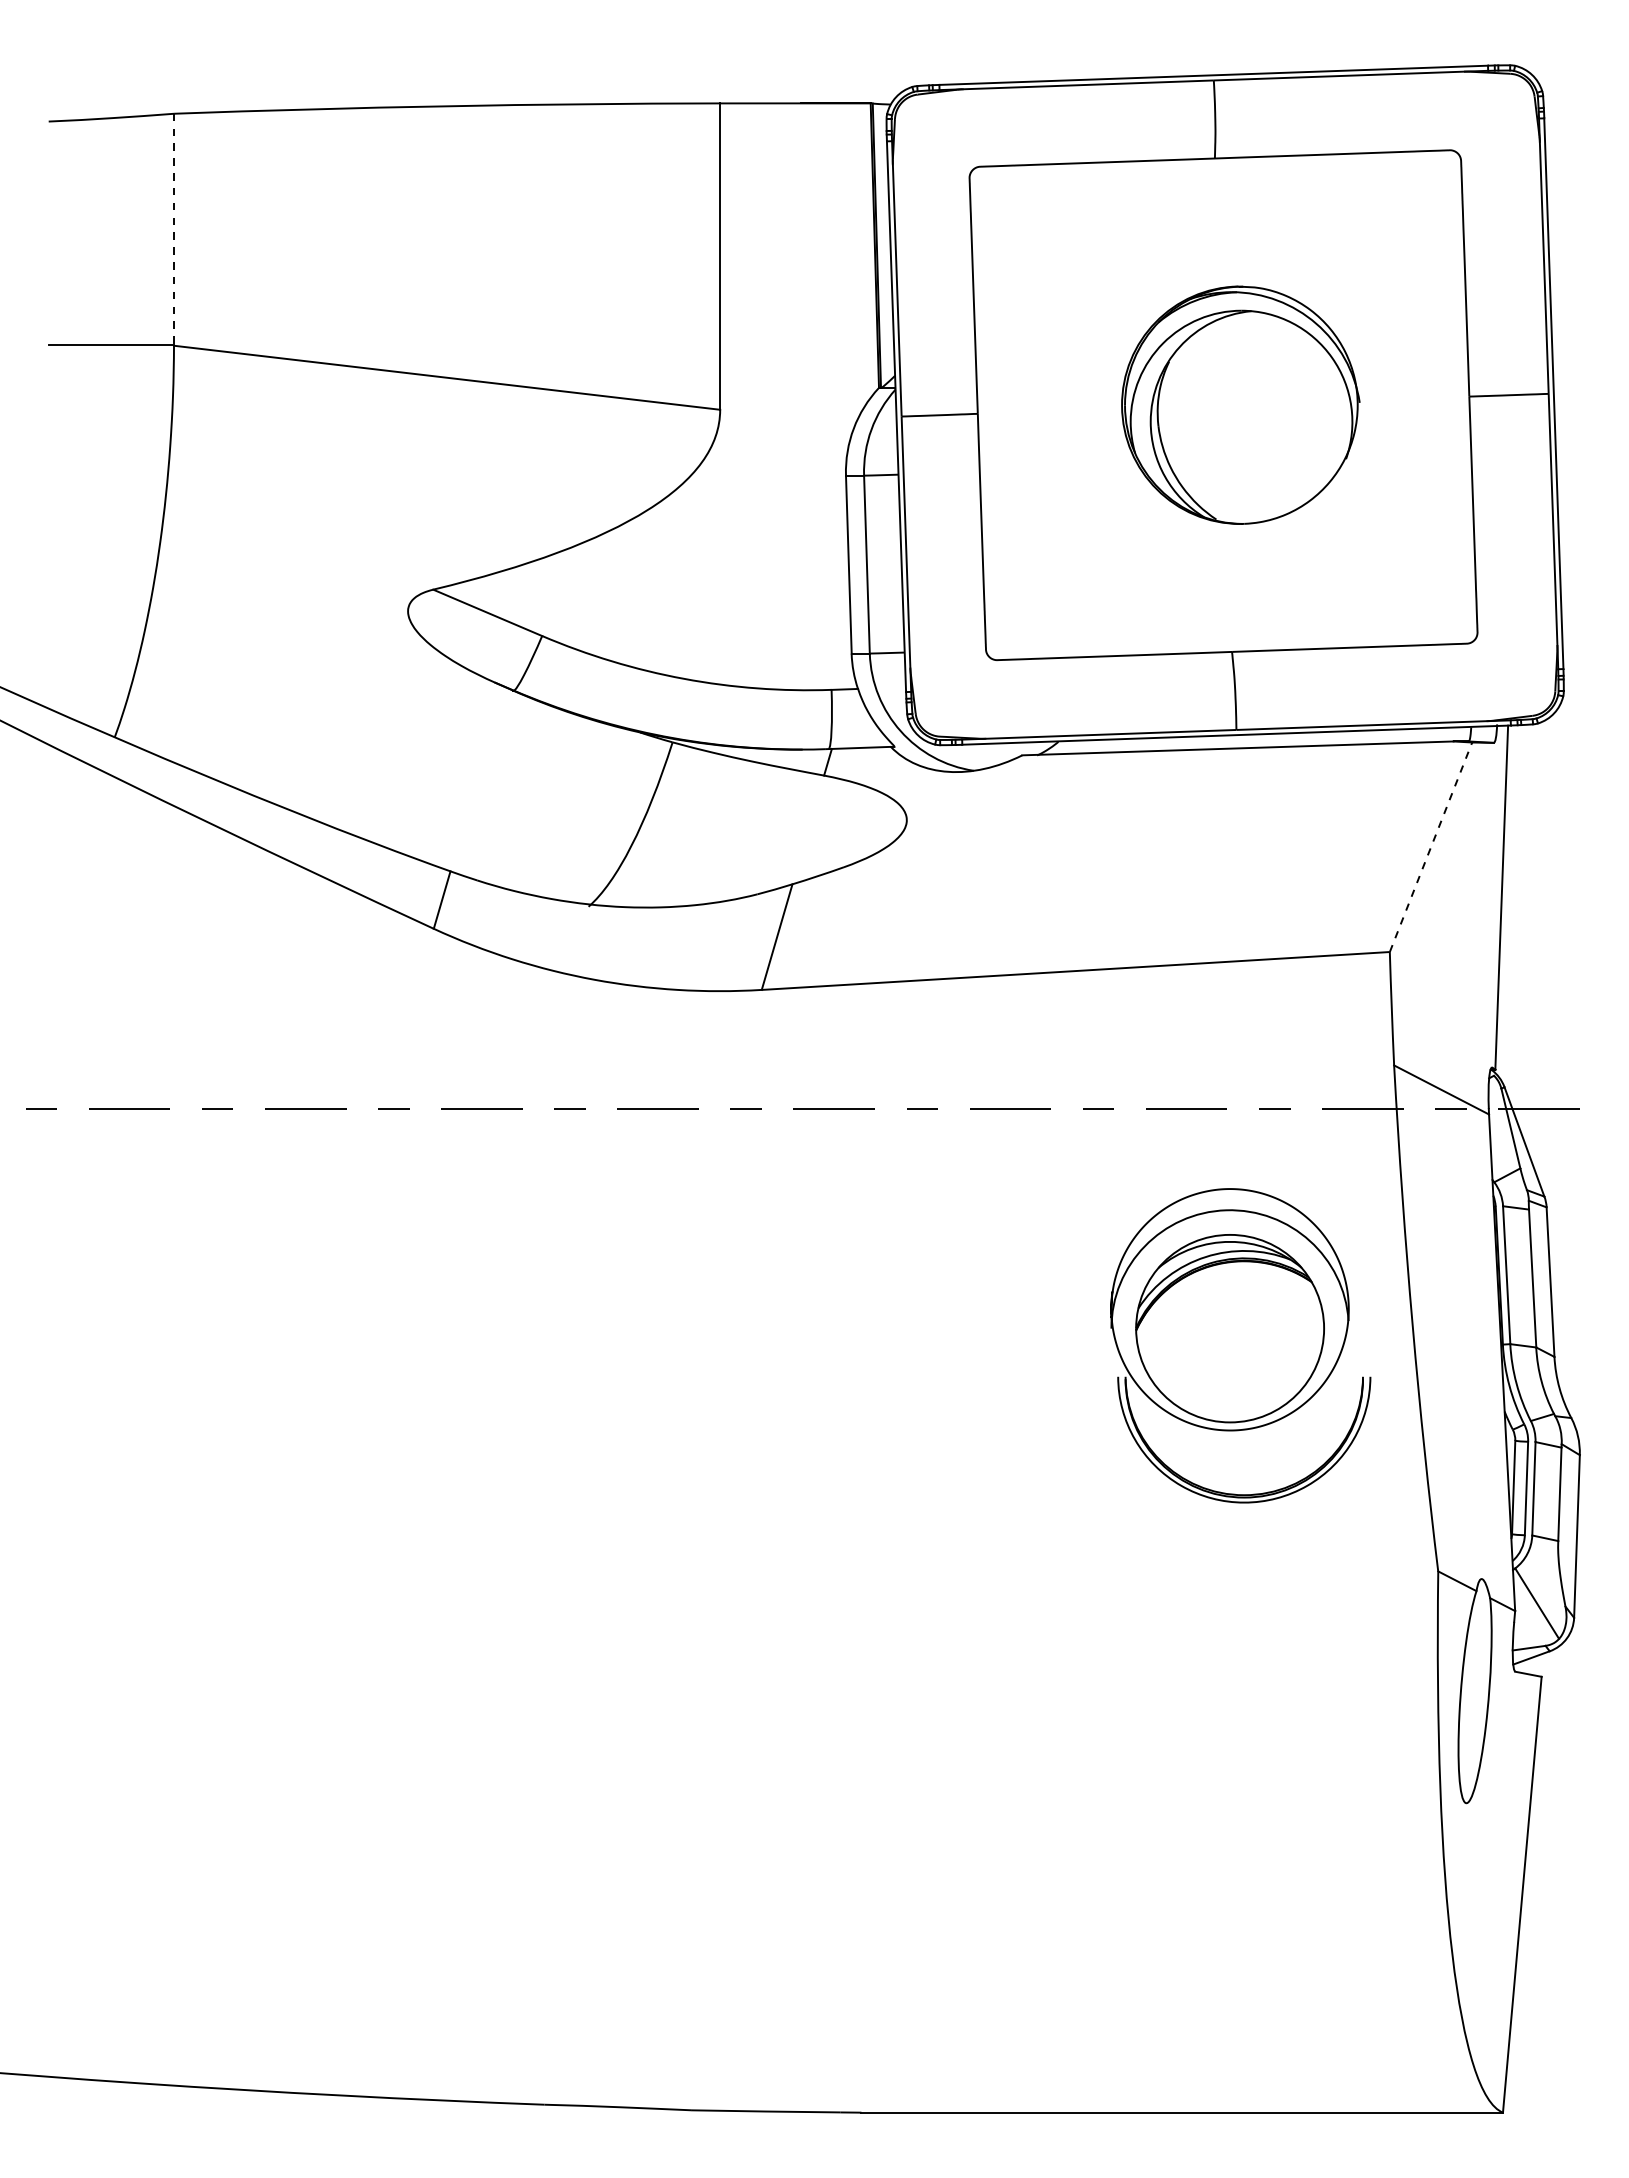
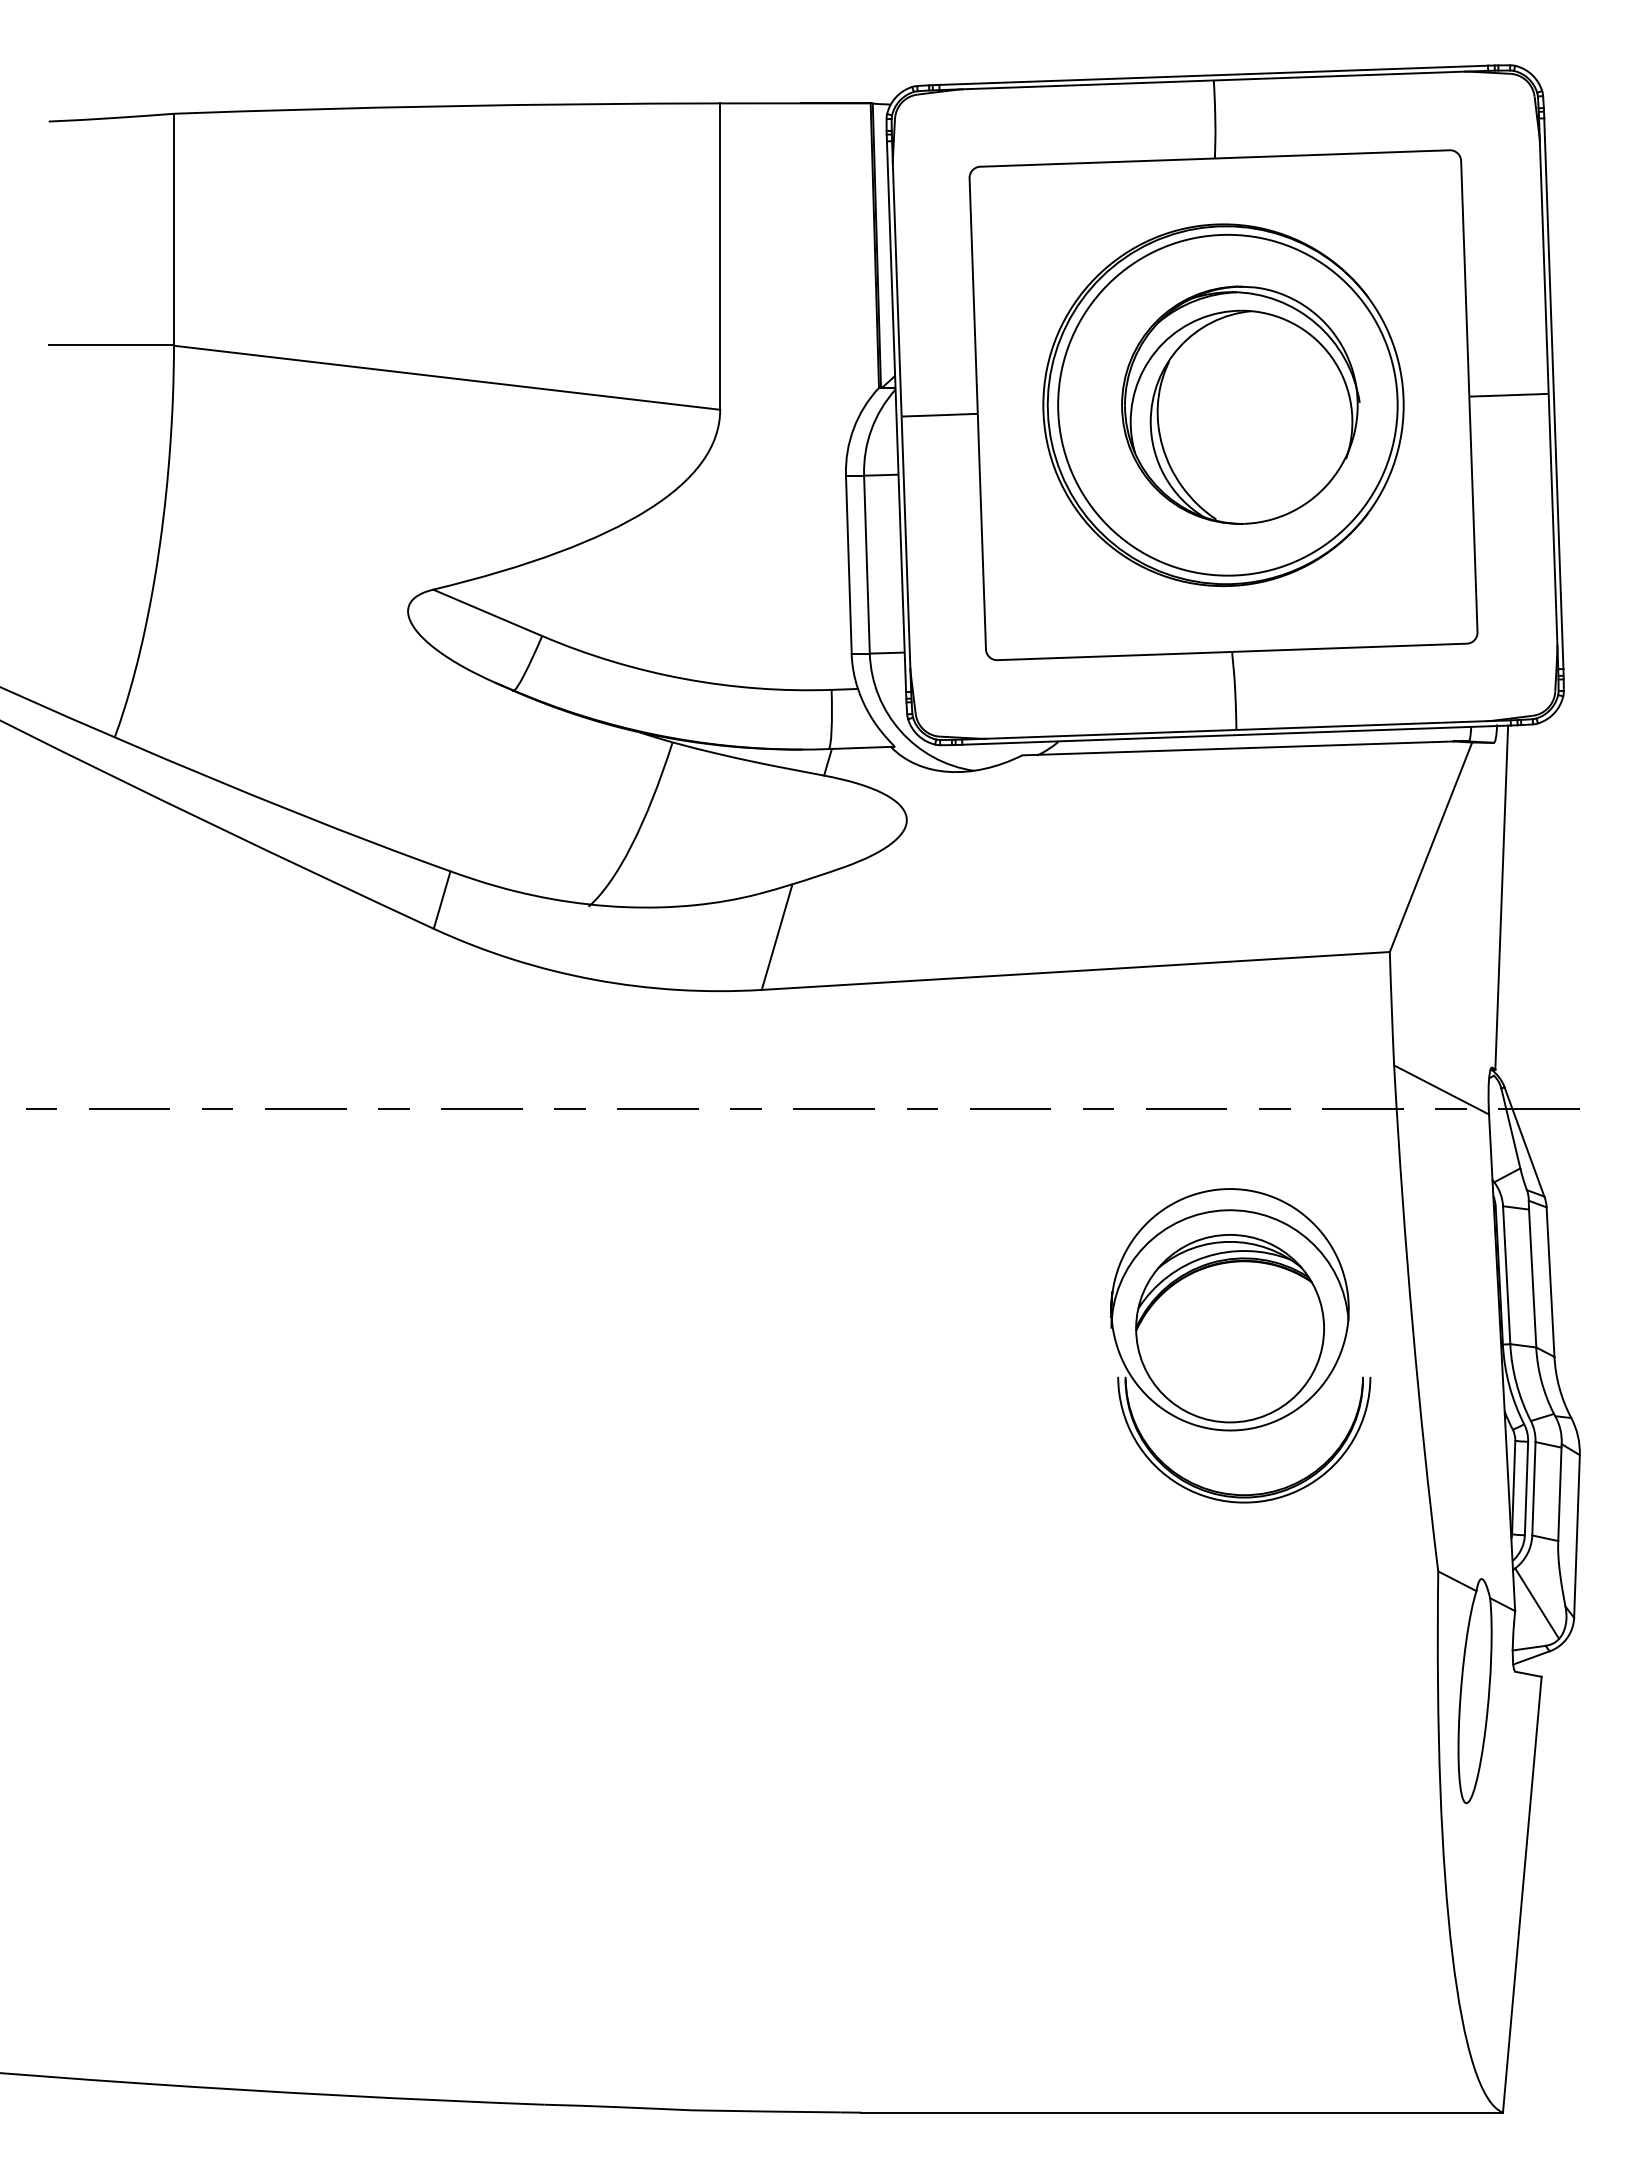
line: dashed -> solid (174, 229)
part: none -> present (1223, 404)
line: dashed -> solid (1431, 847)
